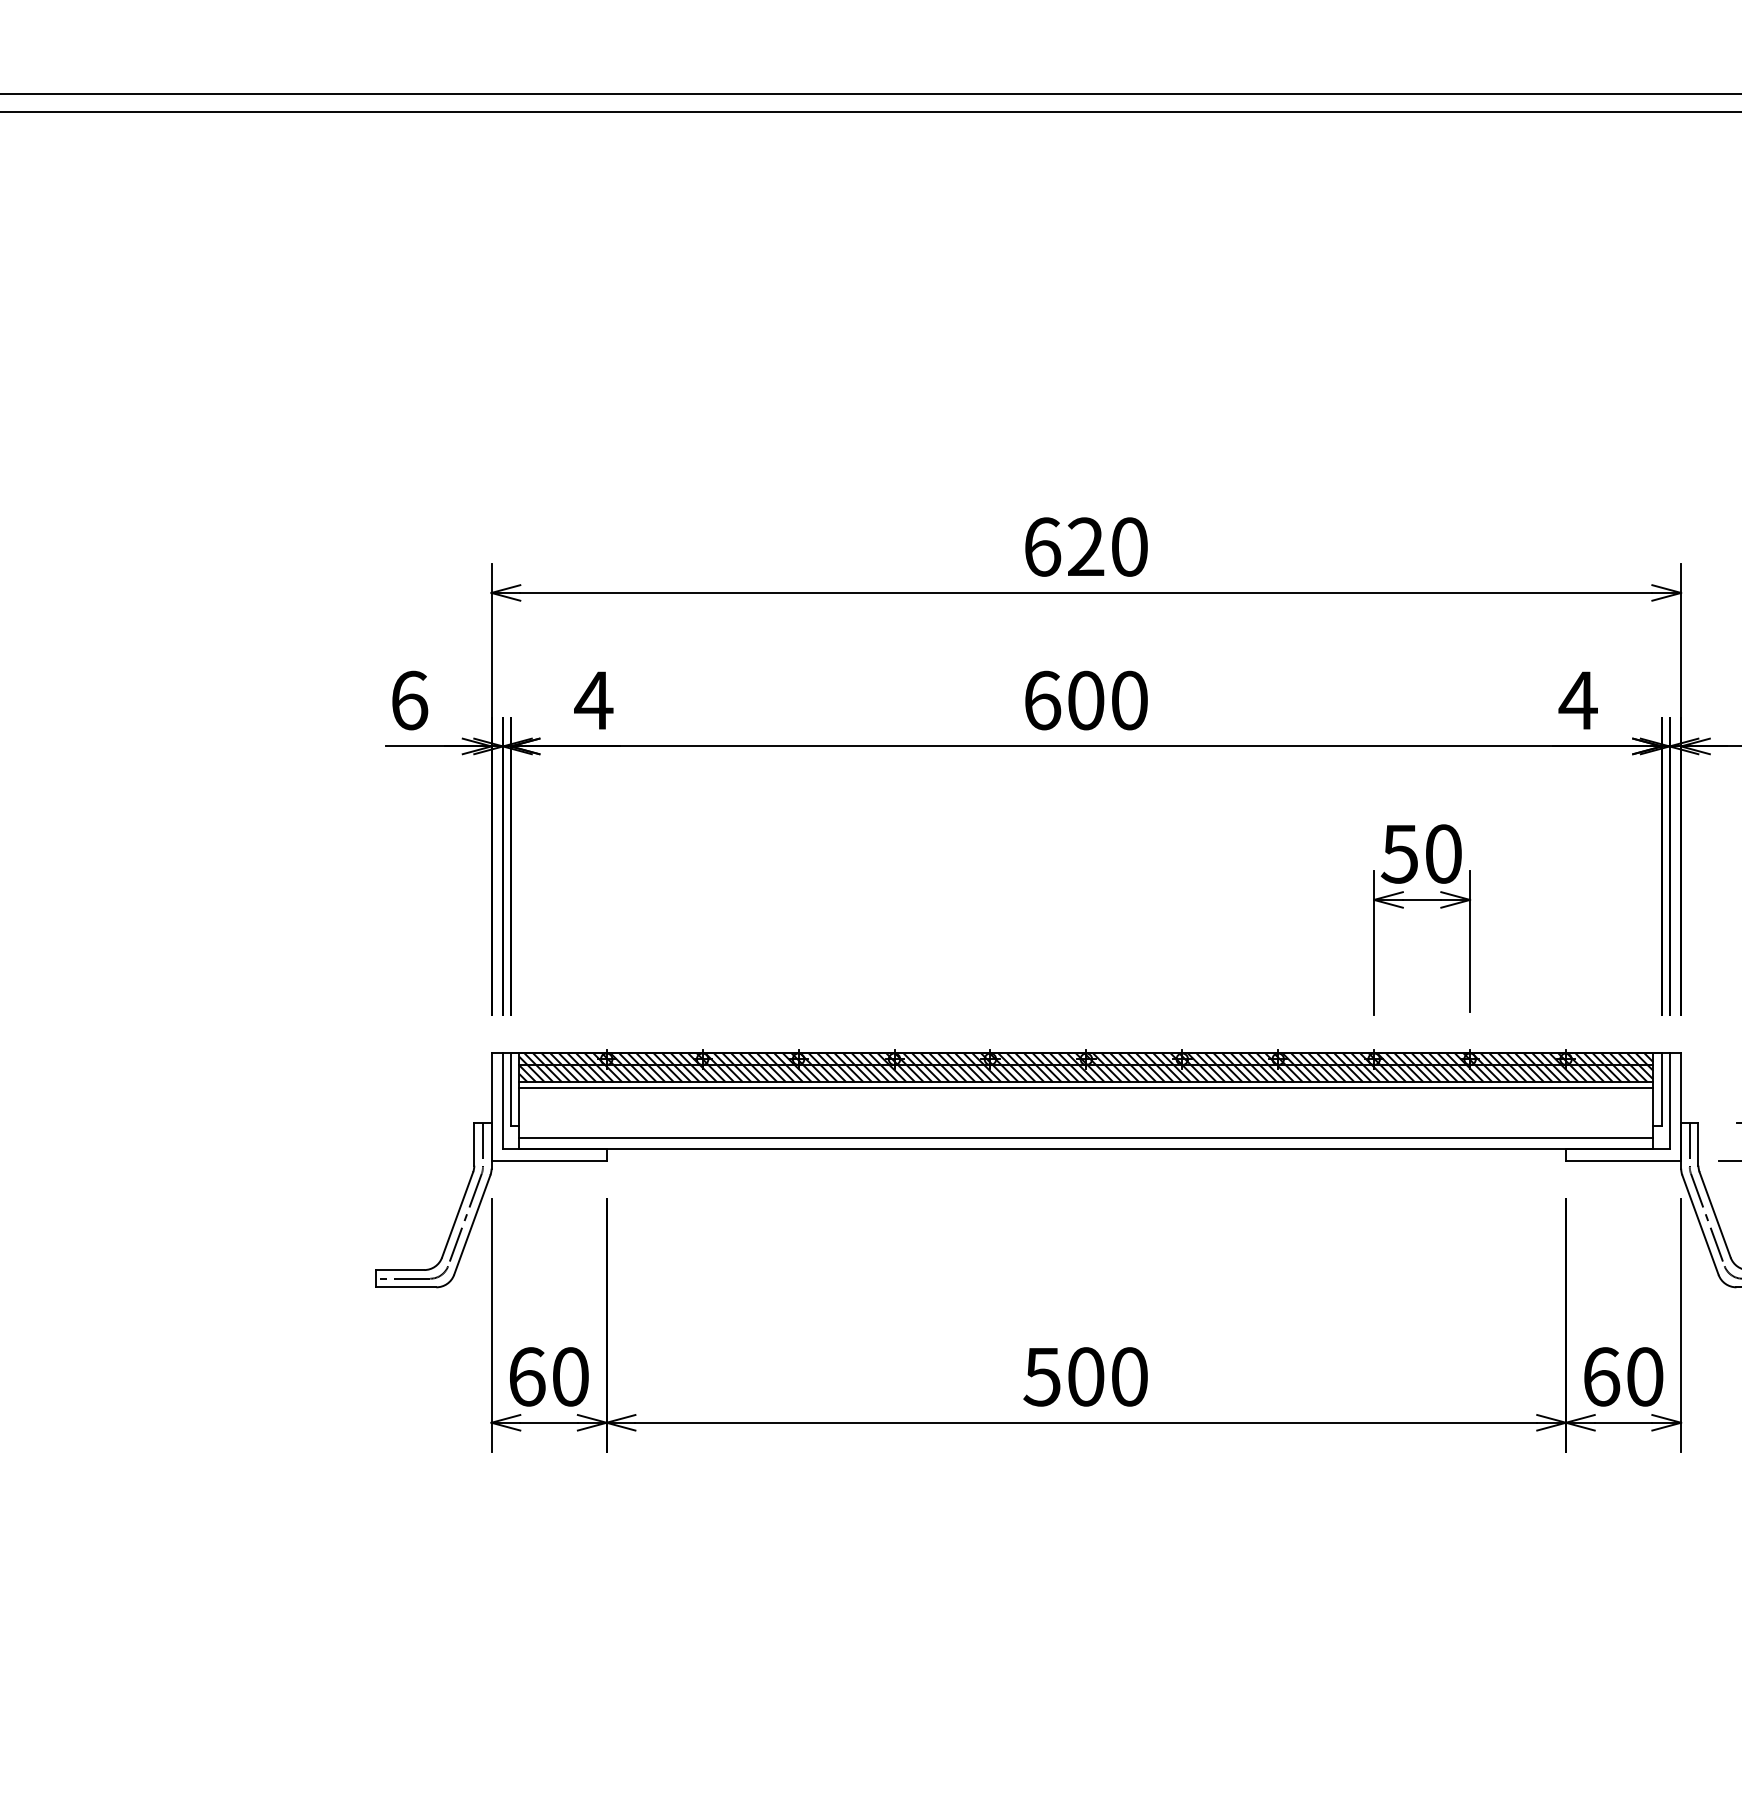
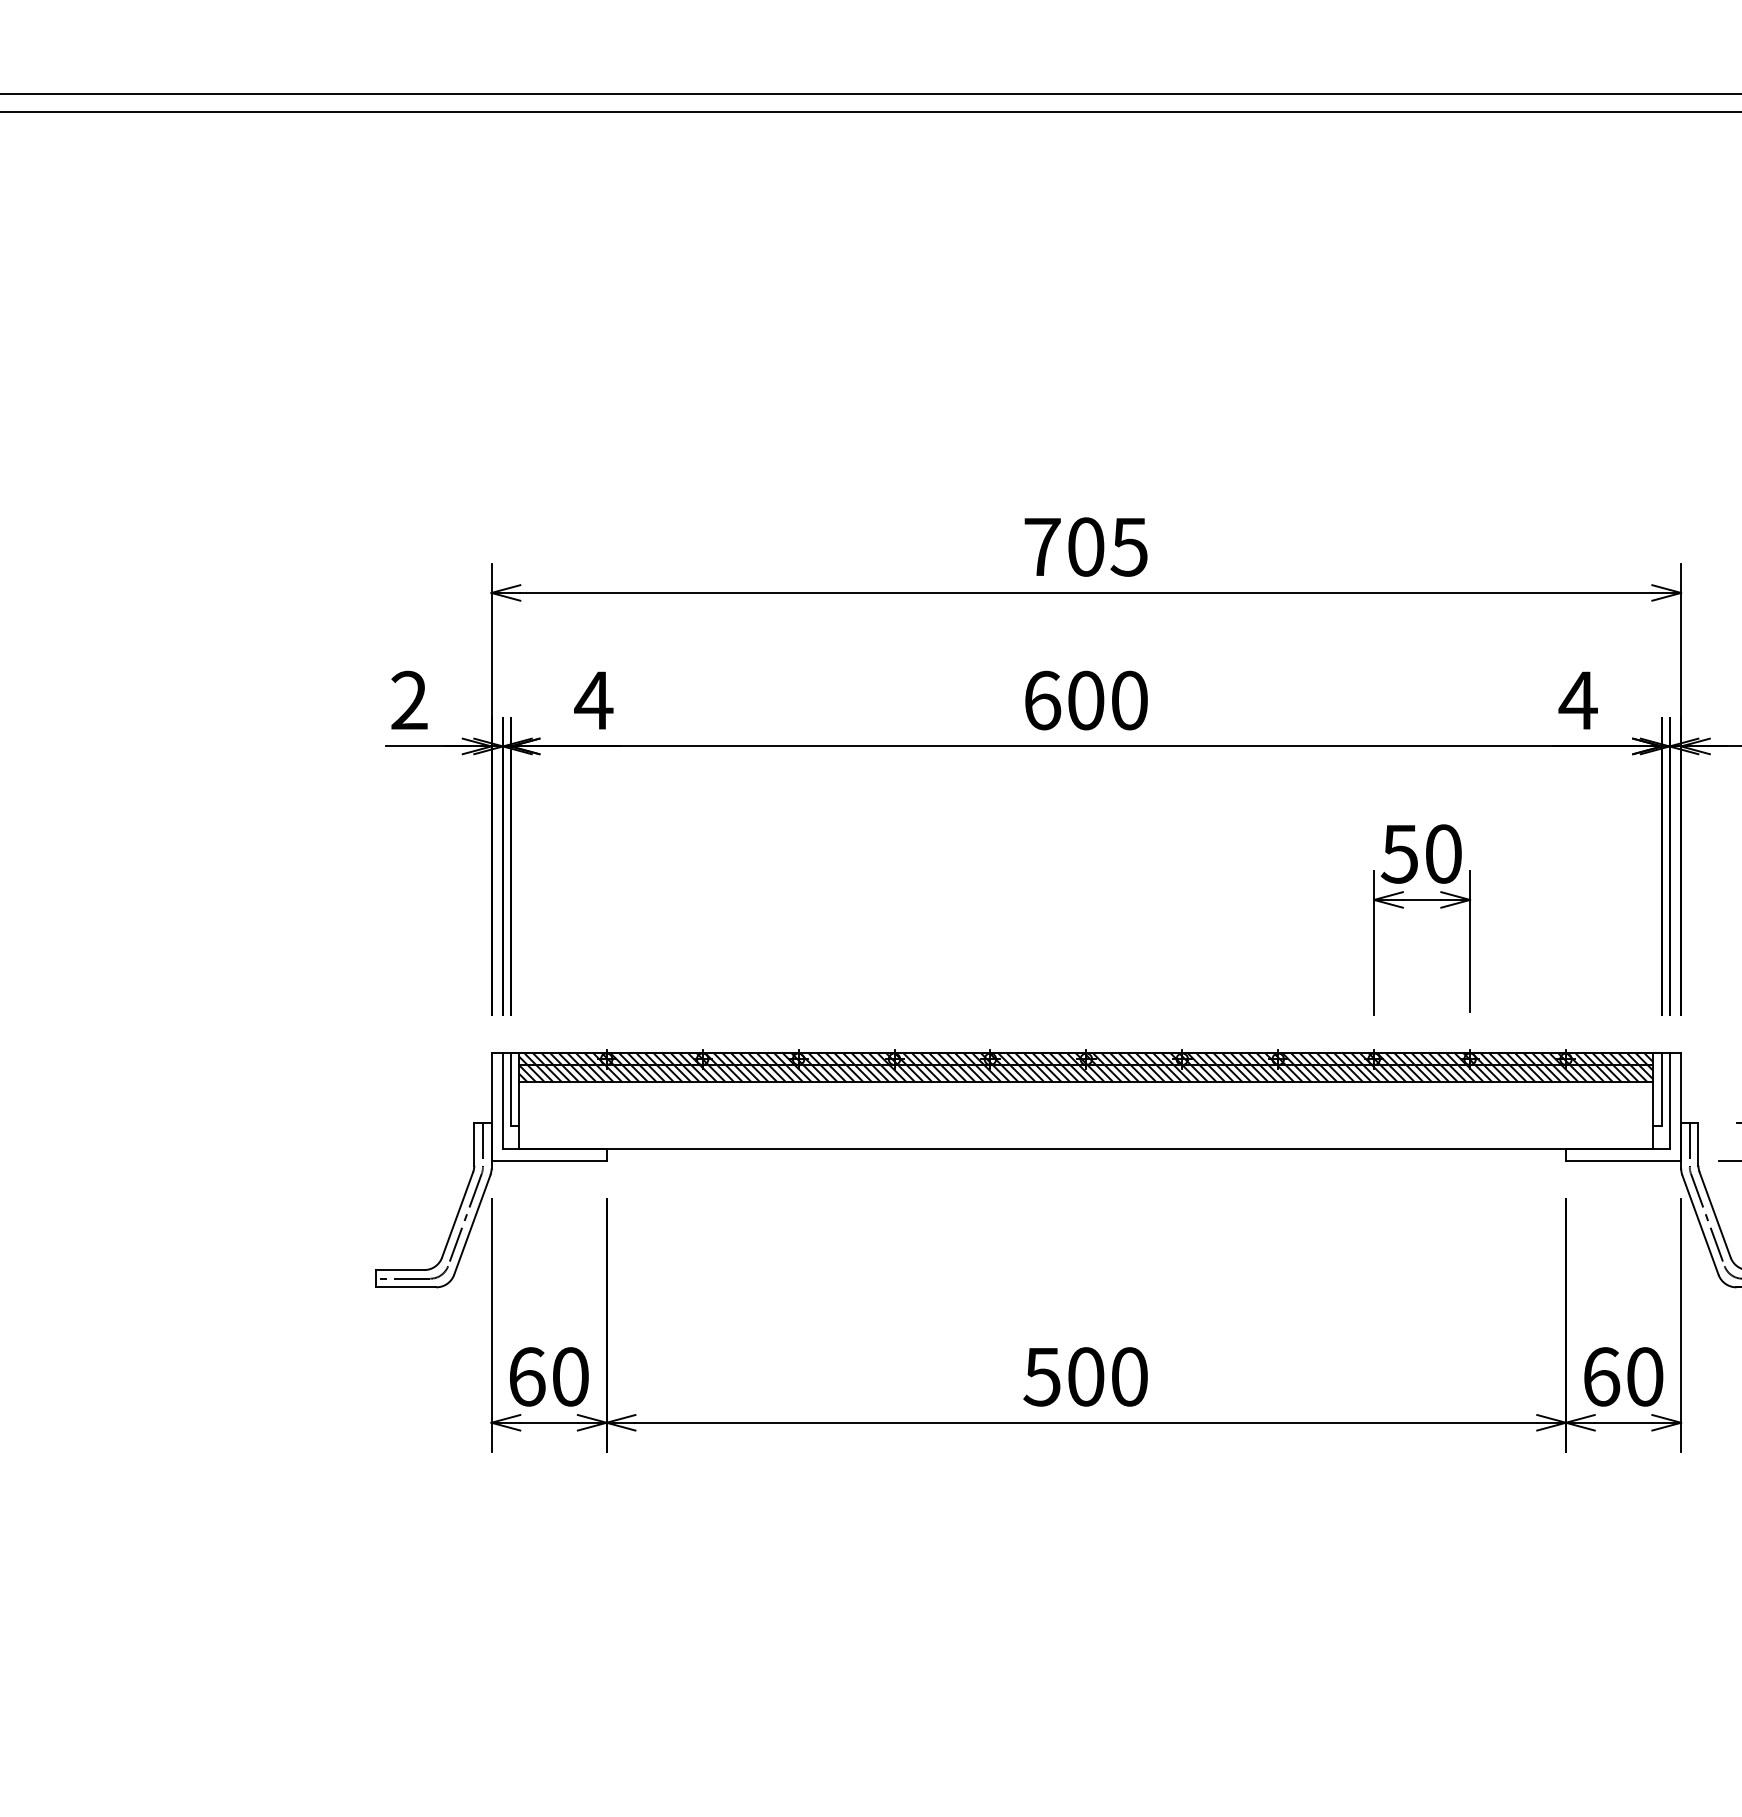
text: 620 -> 705 (1085, 546)
text: 6 -> 2 (409, 700)
line: present -> none (1086, 1088)
line: present -> none (1086, 1137)
